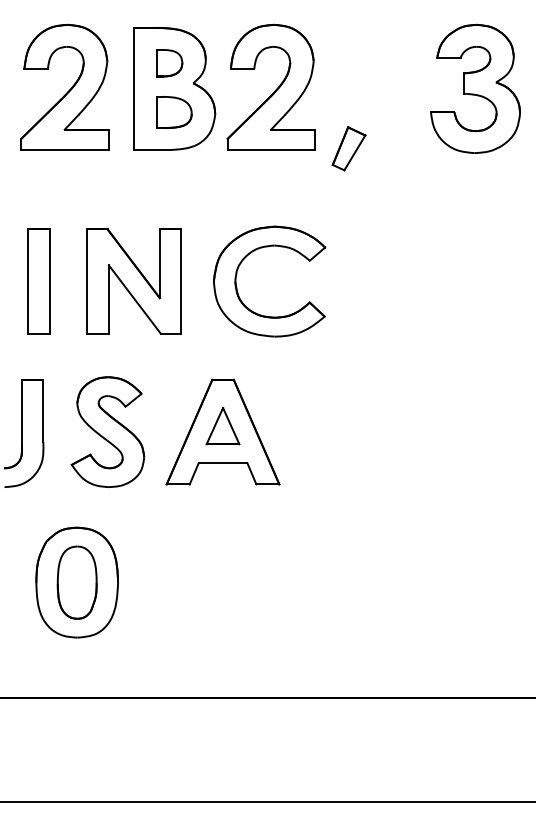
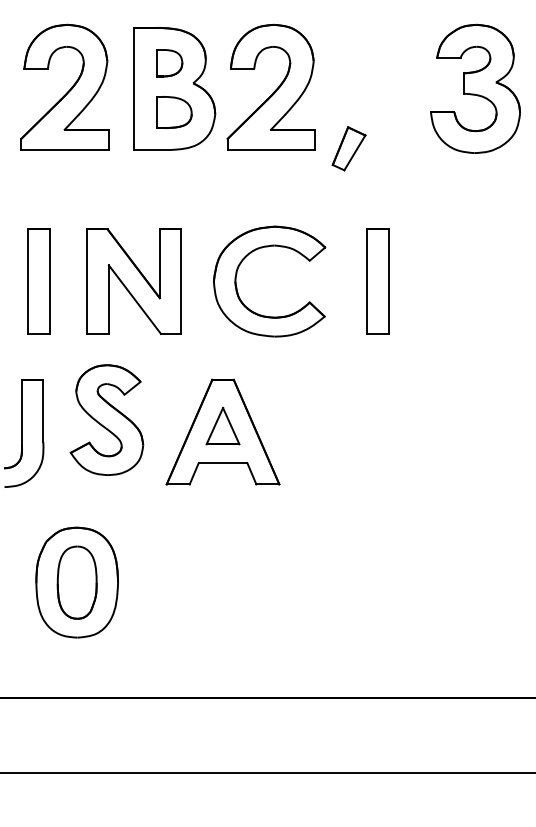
part: none -> present (377, 281)
part position: (107, 431) -> (106, 419) (106, 419)
line position: (267, 802) -> (267, 773) (267, 773)
